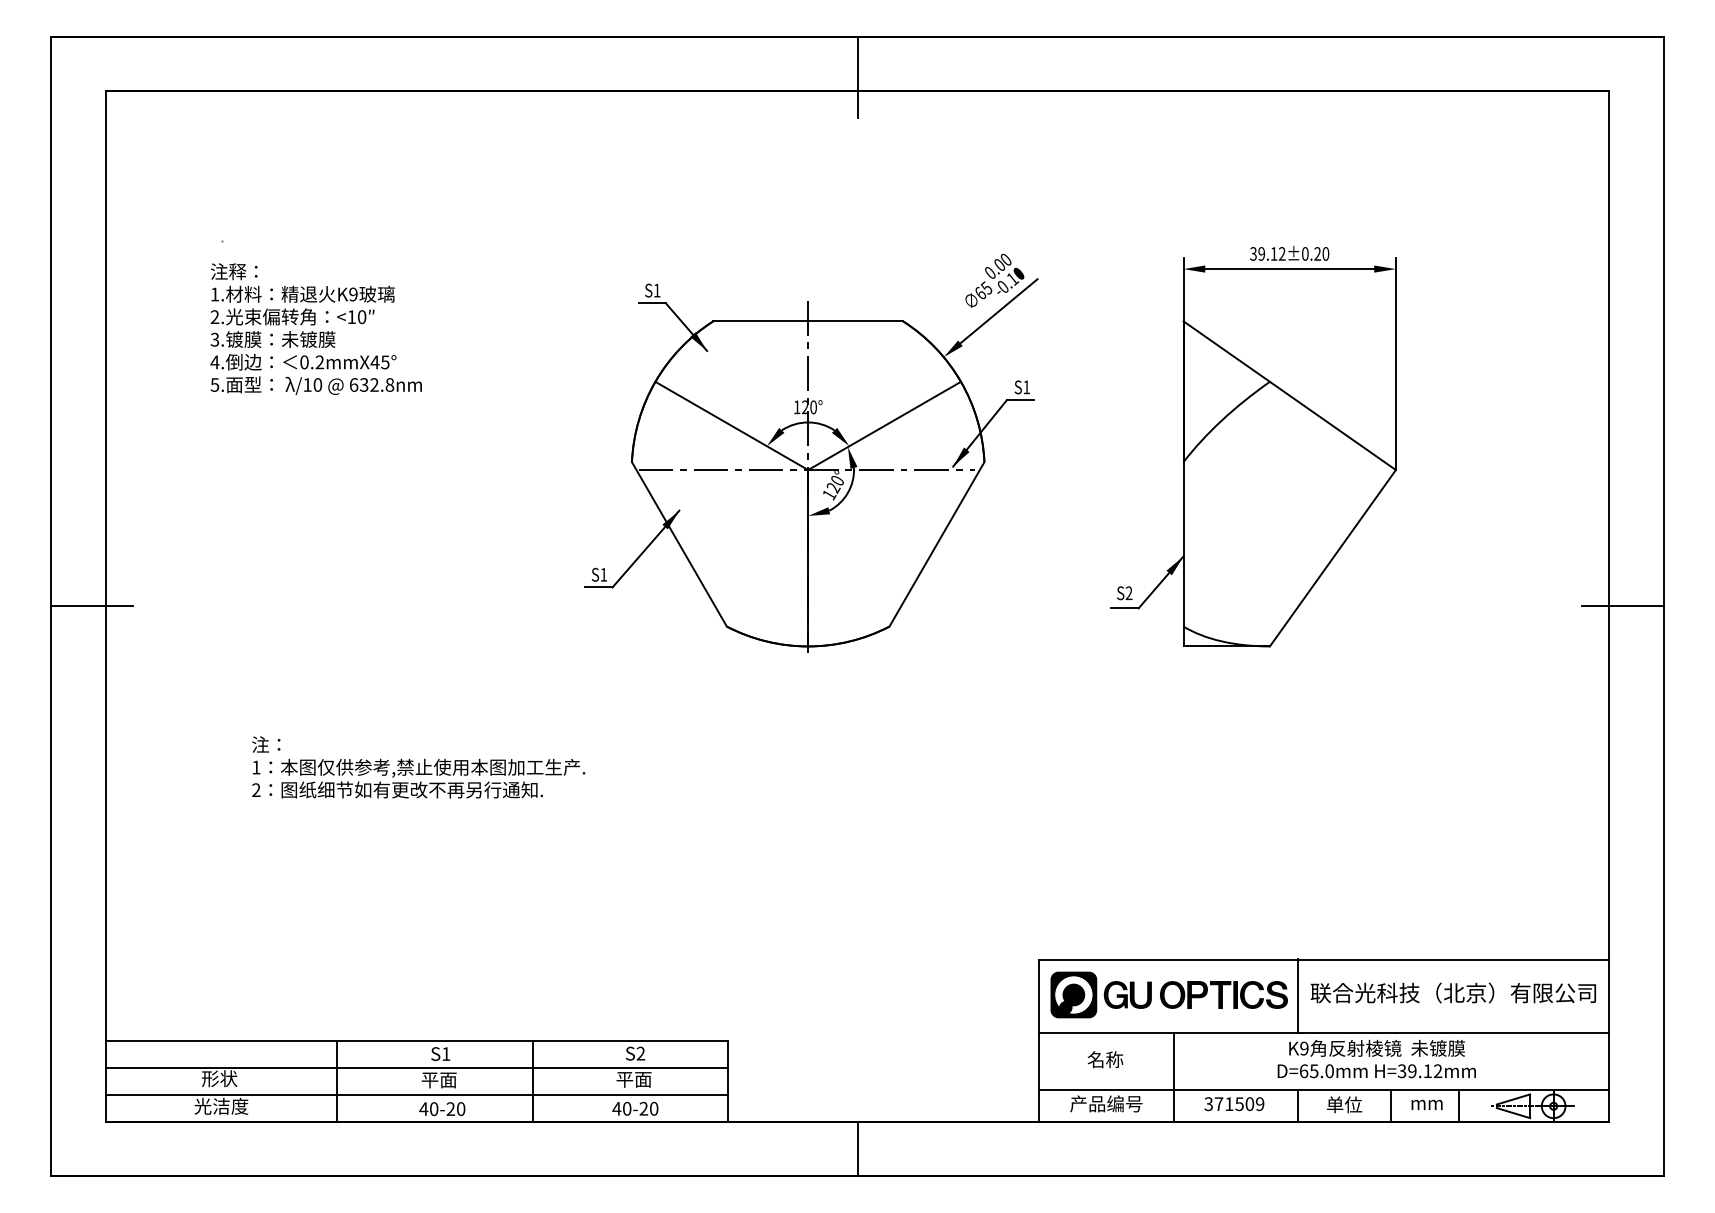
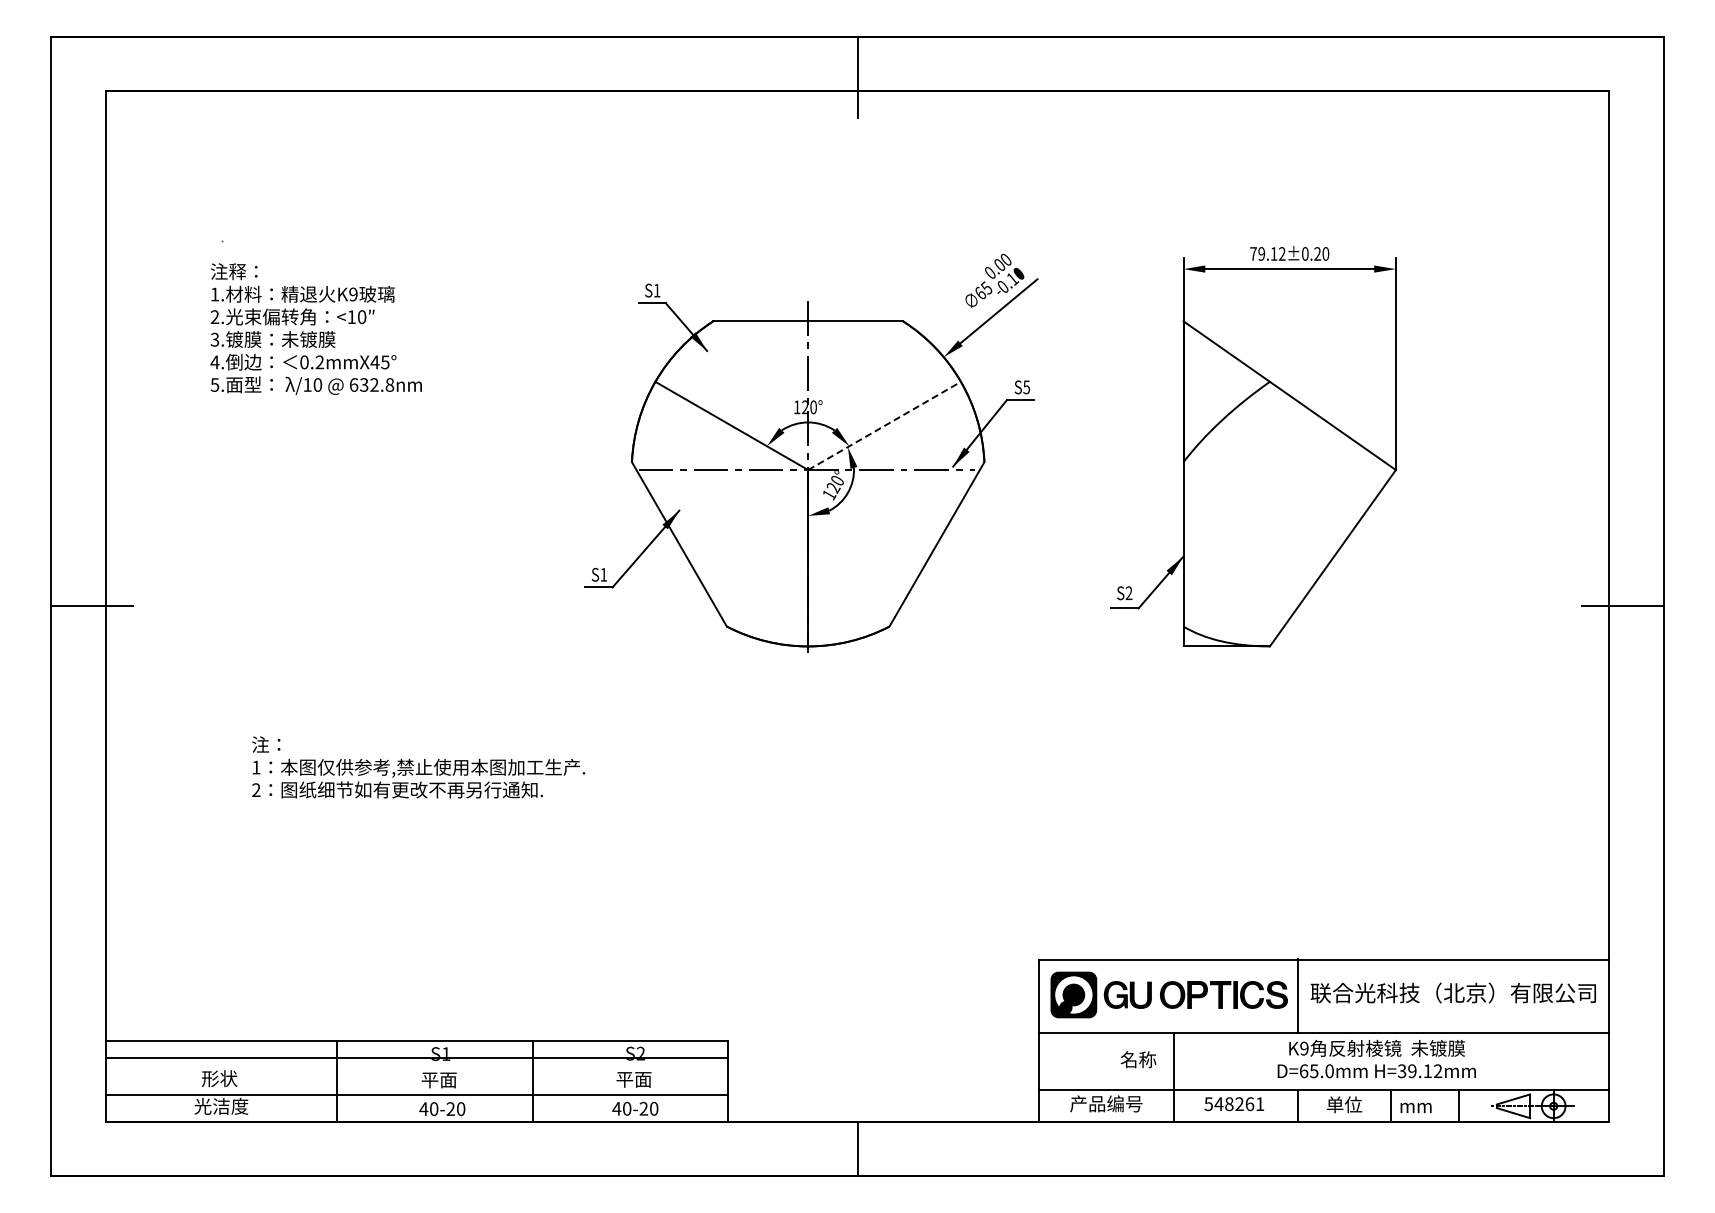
text: 39.12±0.20 -> 79.12±0.20 (1253, 253)
text: S1 -> S5 (1026, 387)
line: solid -> dashed (885, 425)
text position: (1105, 1059) -> (1138, 1059) (1138, 1059)
line position: (416, 1067) -> (416, 1057) (416, 1057)
text: 371509 -> 548261 (1234, 1104)
text position: (1426, 1104) -> (1415, 1107) (1415, 1107)
